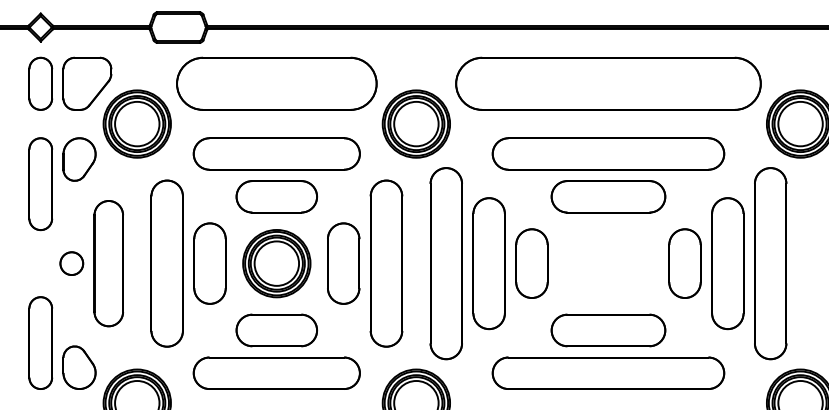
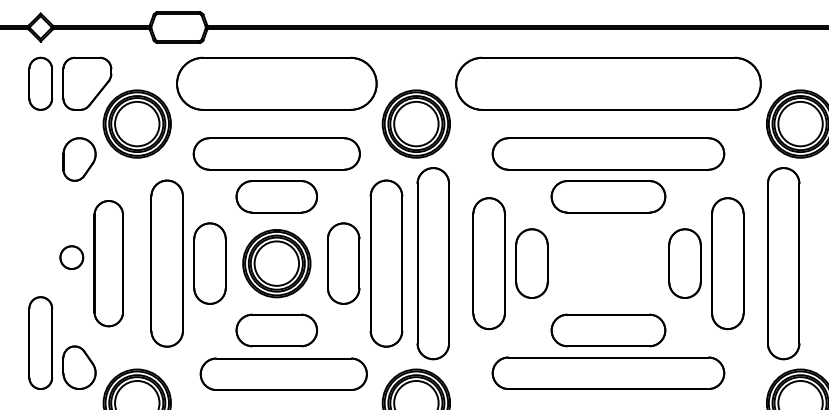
part: present -> none (40, 184)
part position: (71, 263) -> (71, 257) (71, 257)
part position: (445, 263) -> (432, 263) (432, 263)
part position: (770, 263) -> (783, 263) (783, 263)
part position: (276, 372) -> (283, 373) (283, 373)
